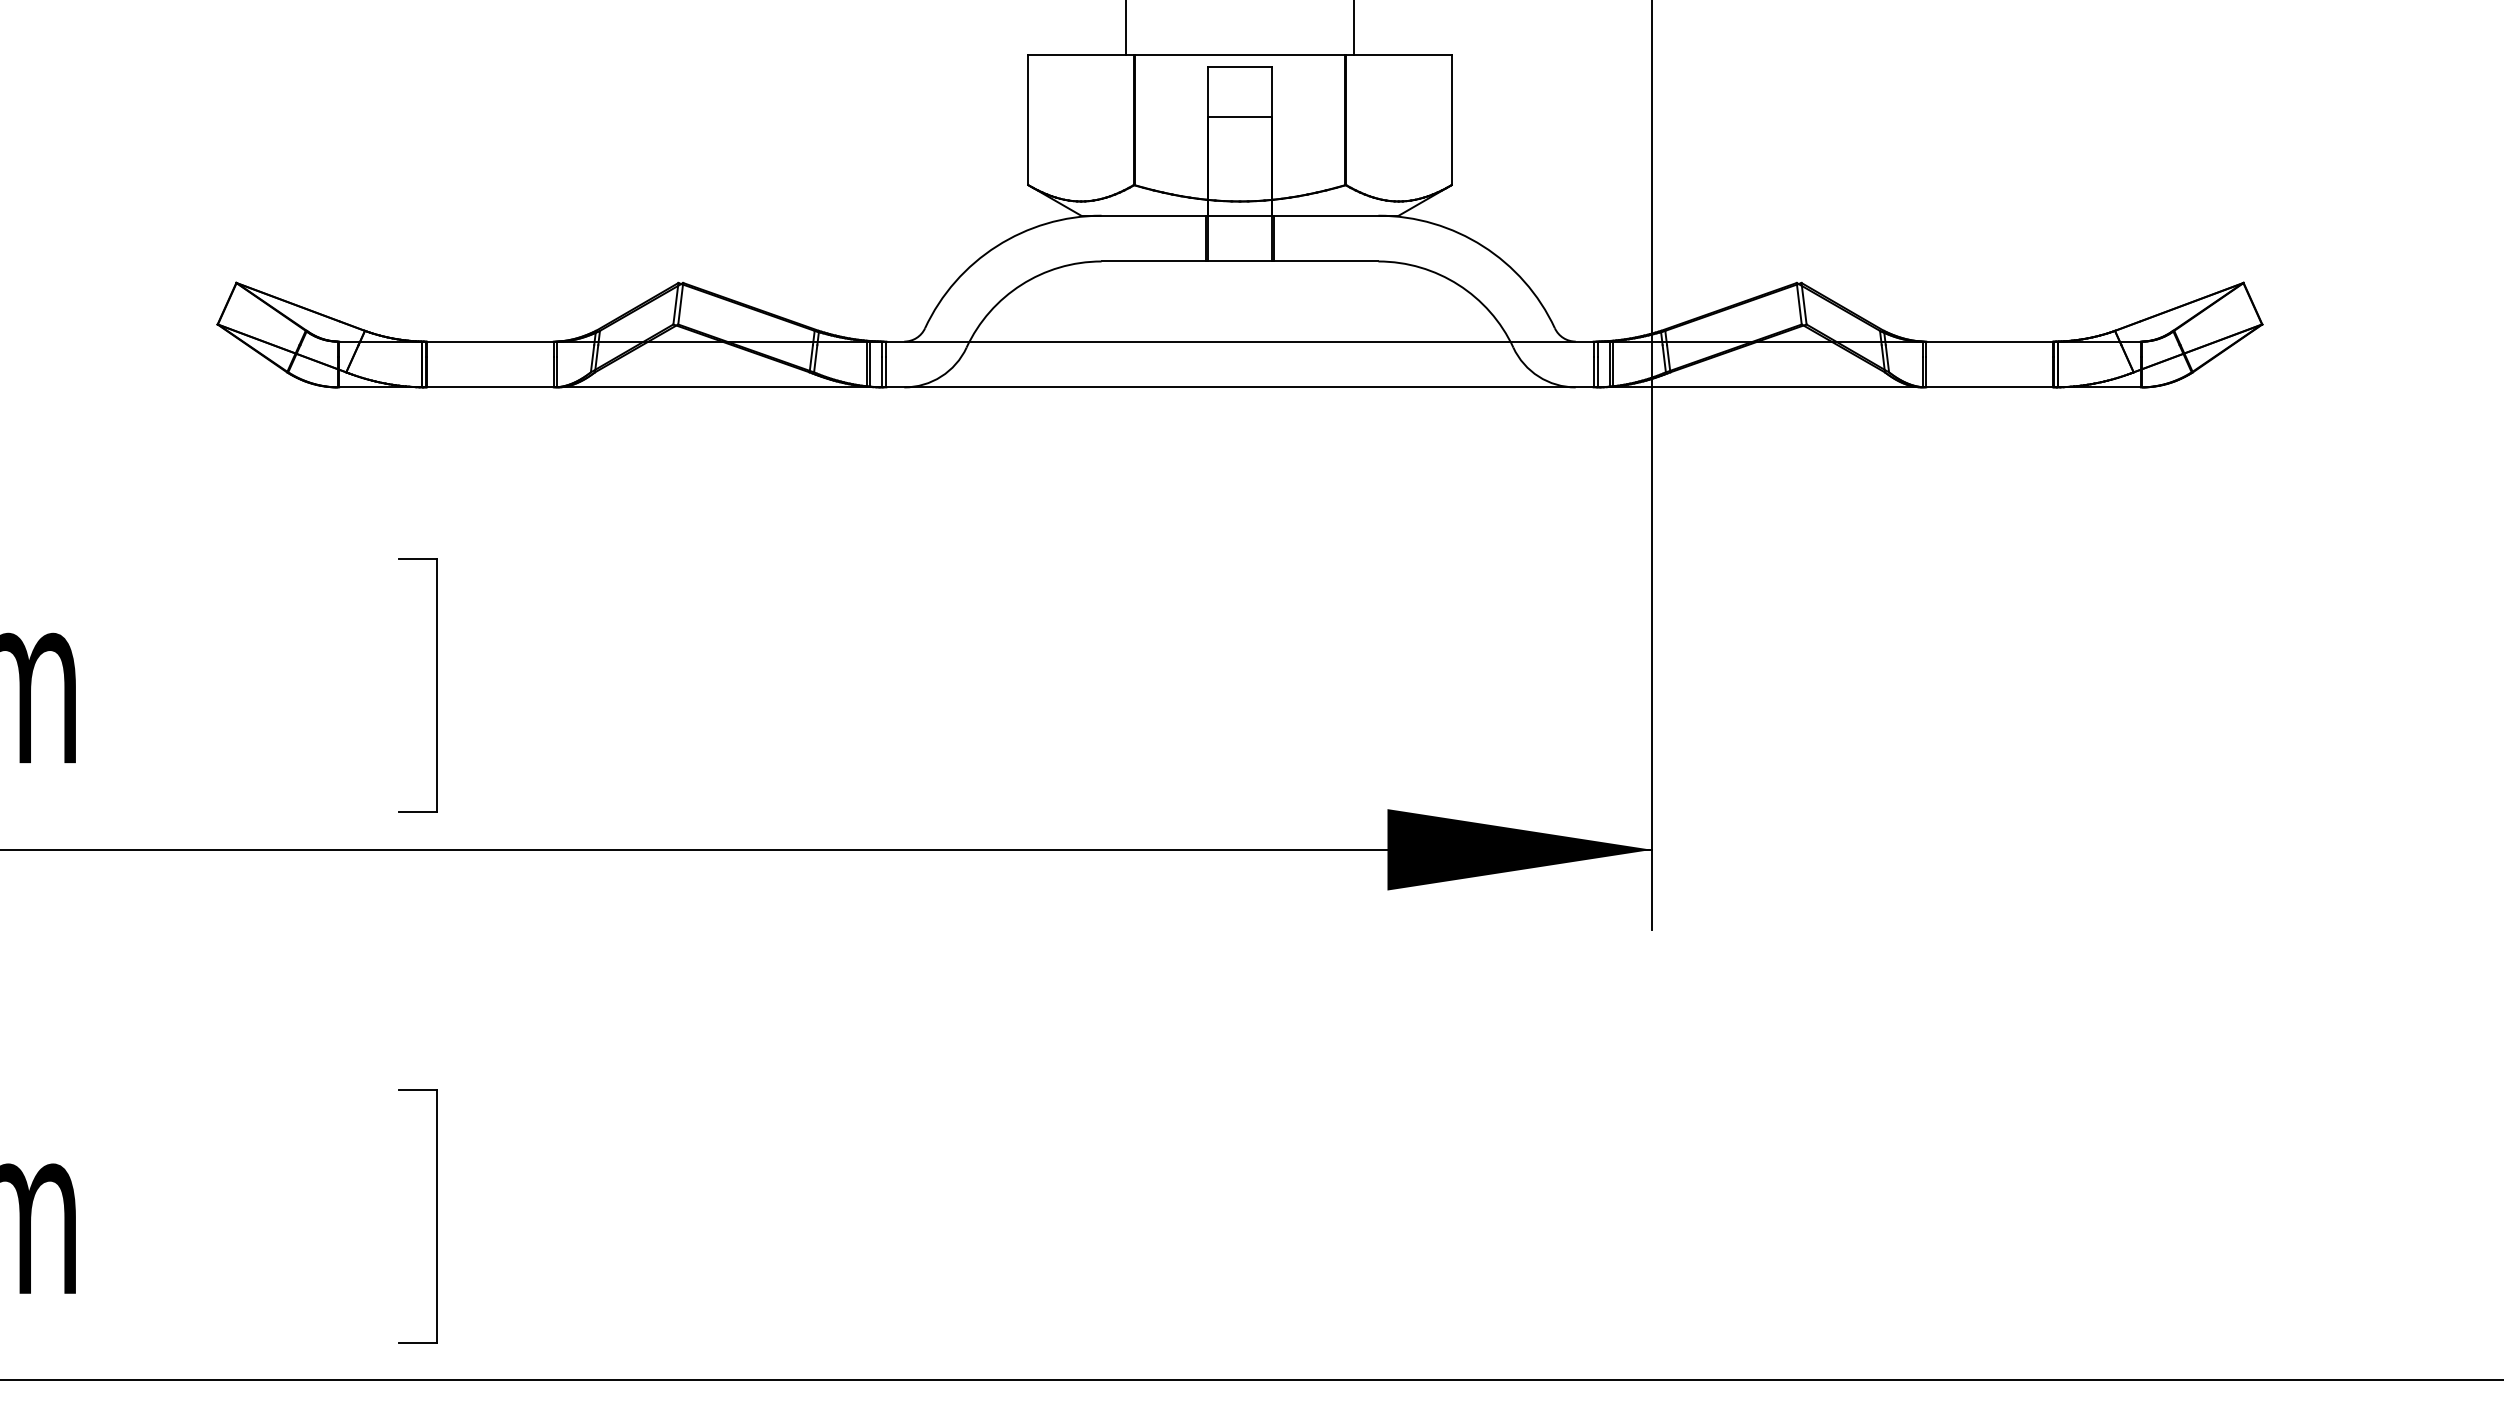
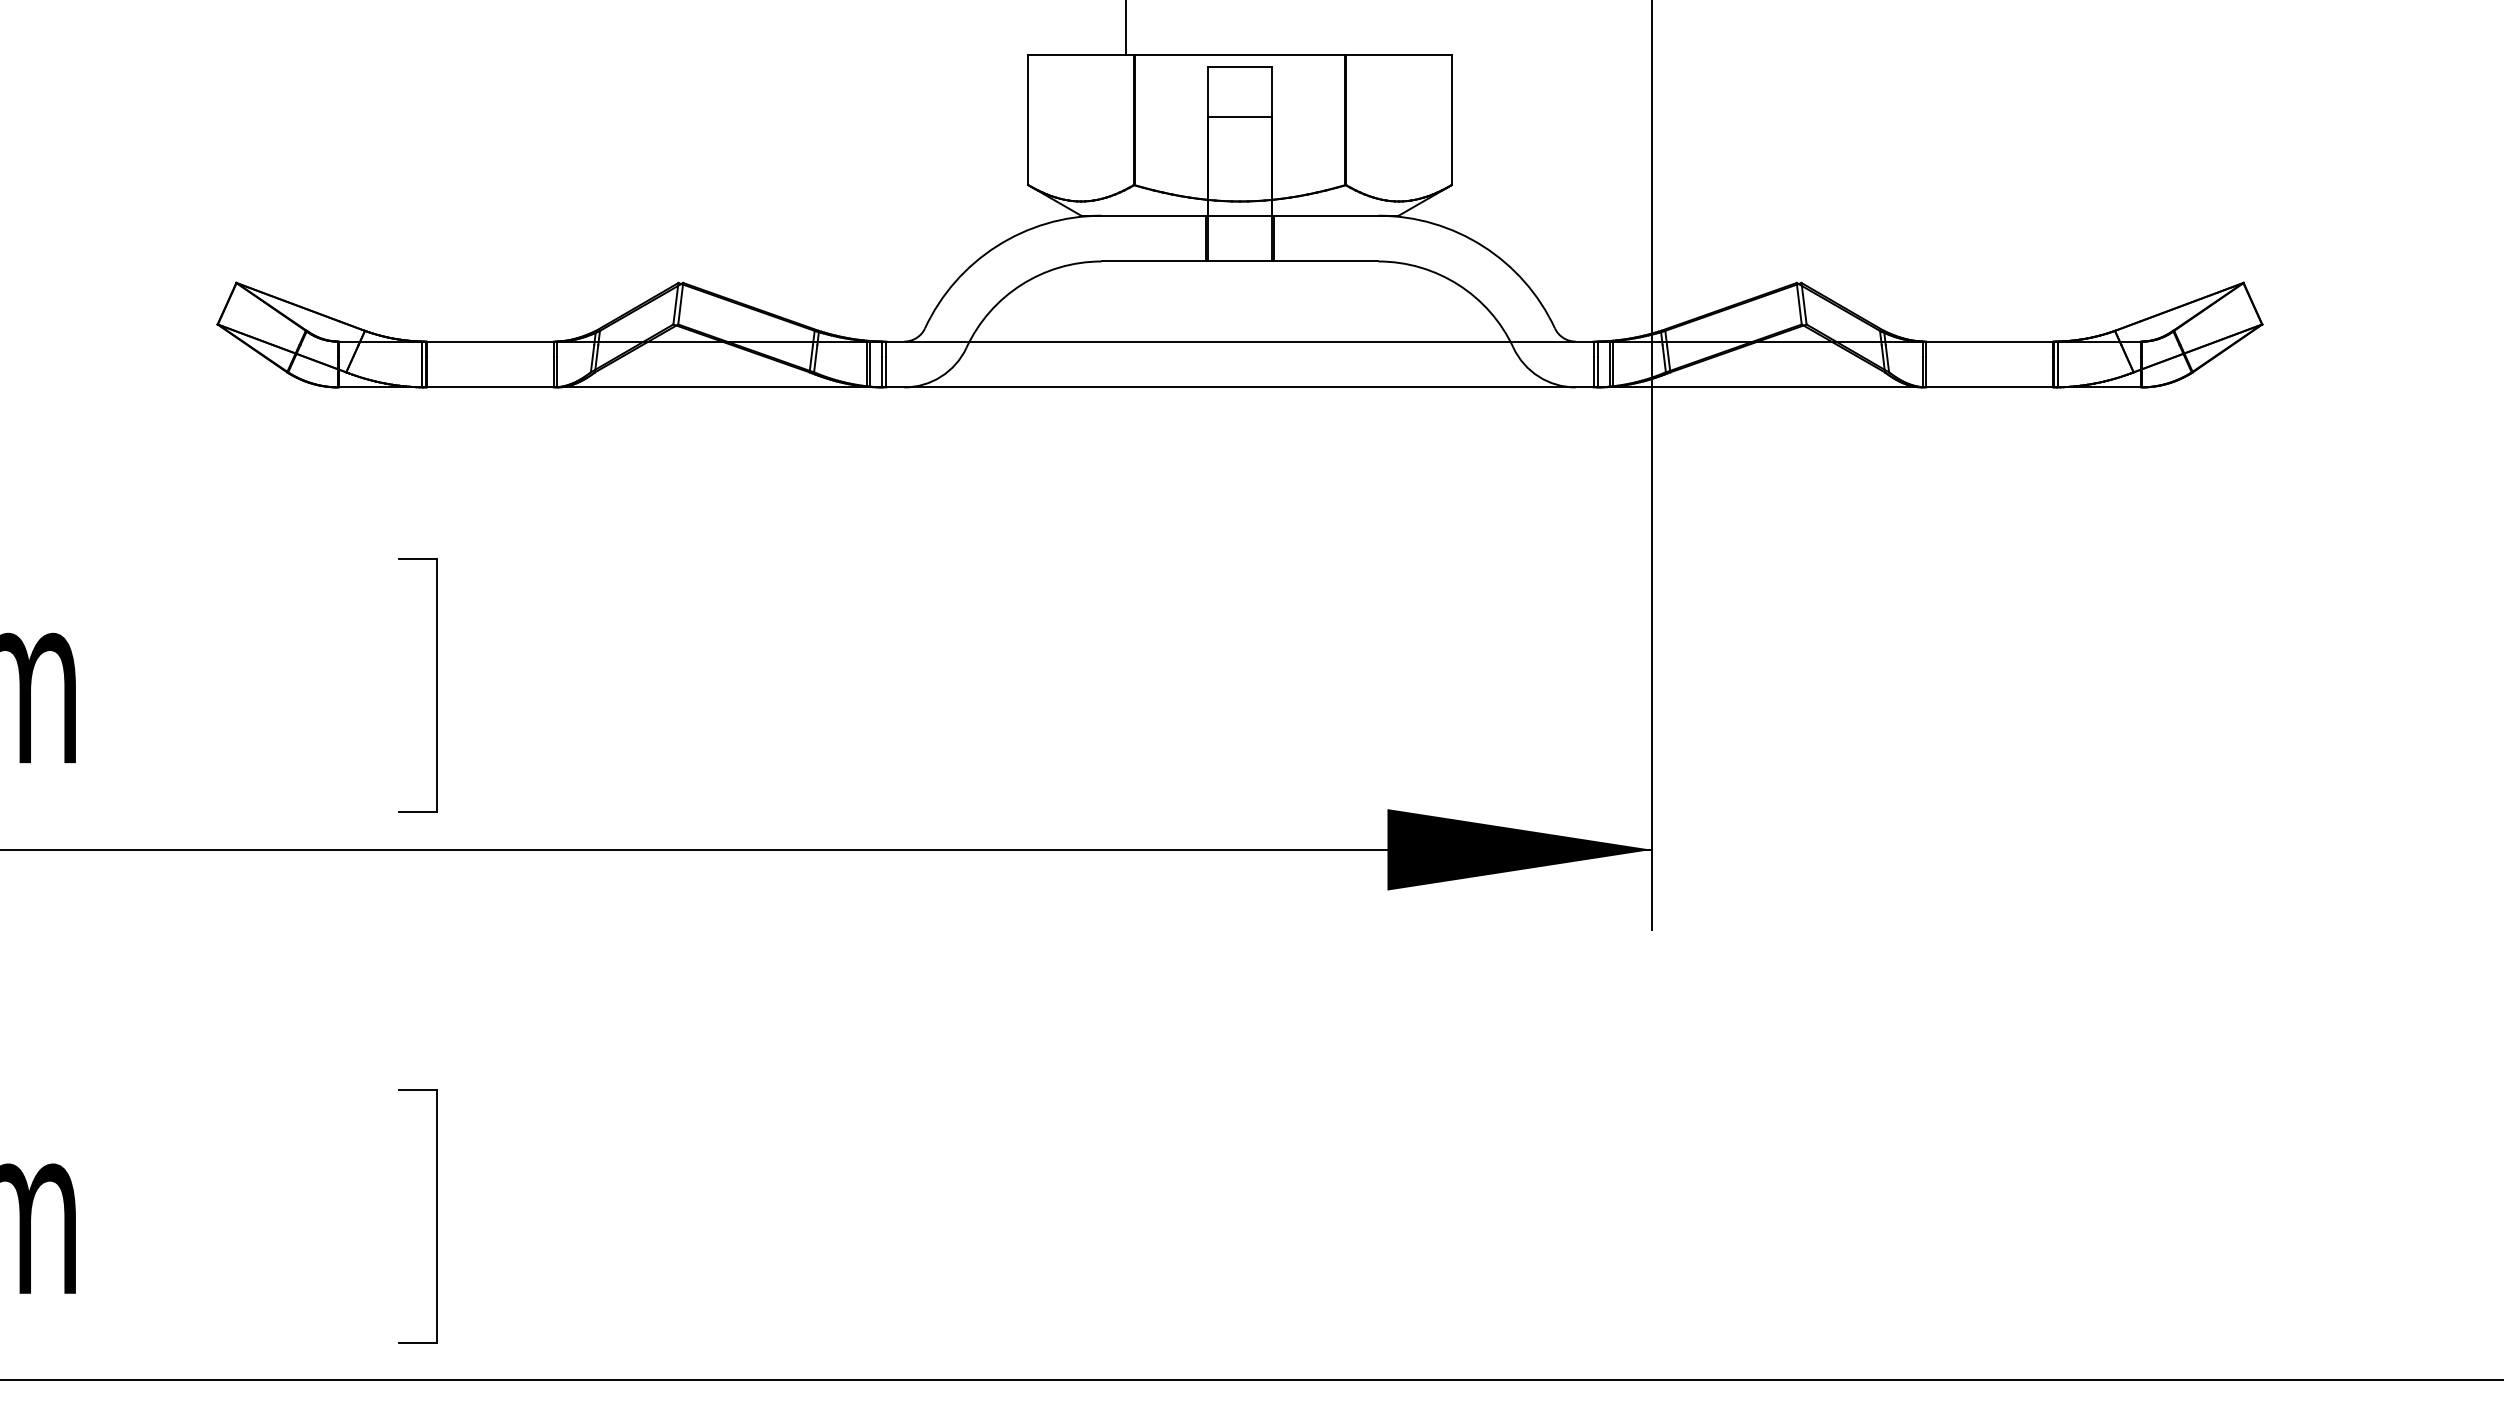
line: present -> none (1354, 28)
